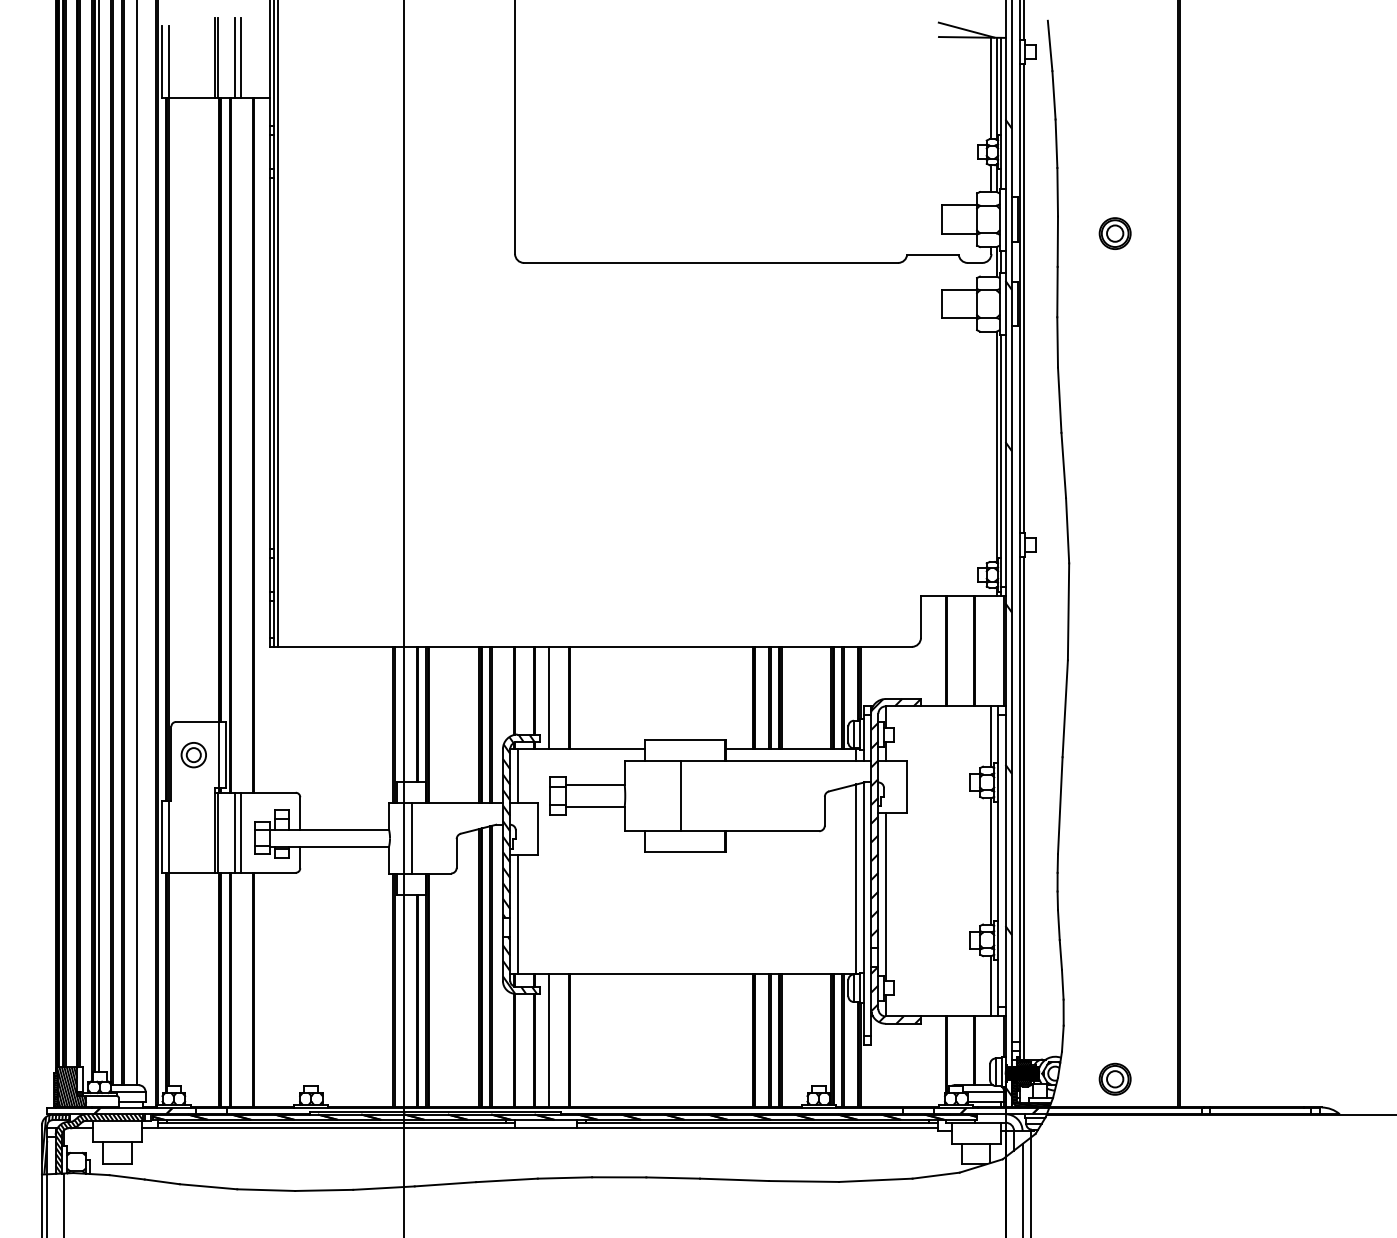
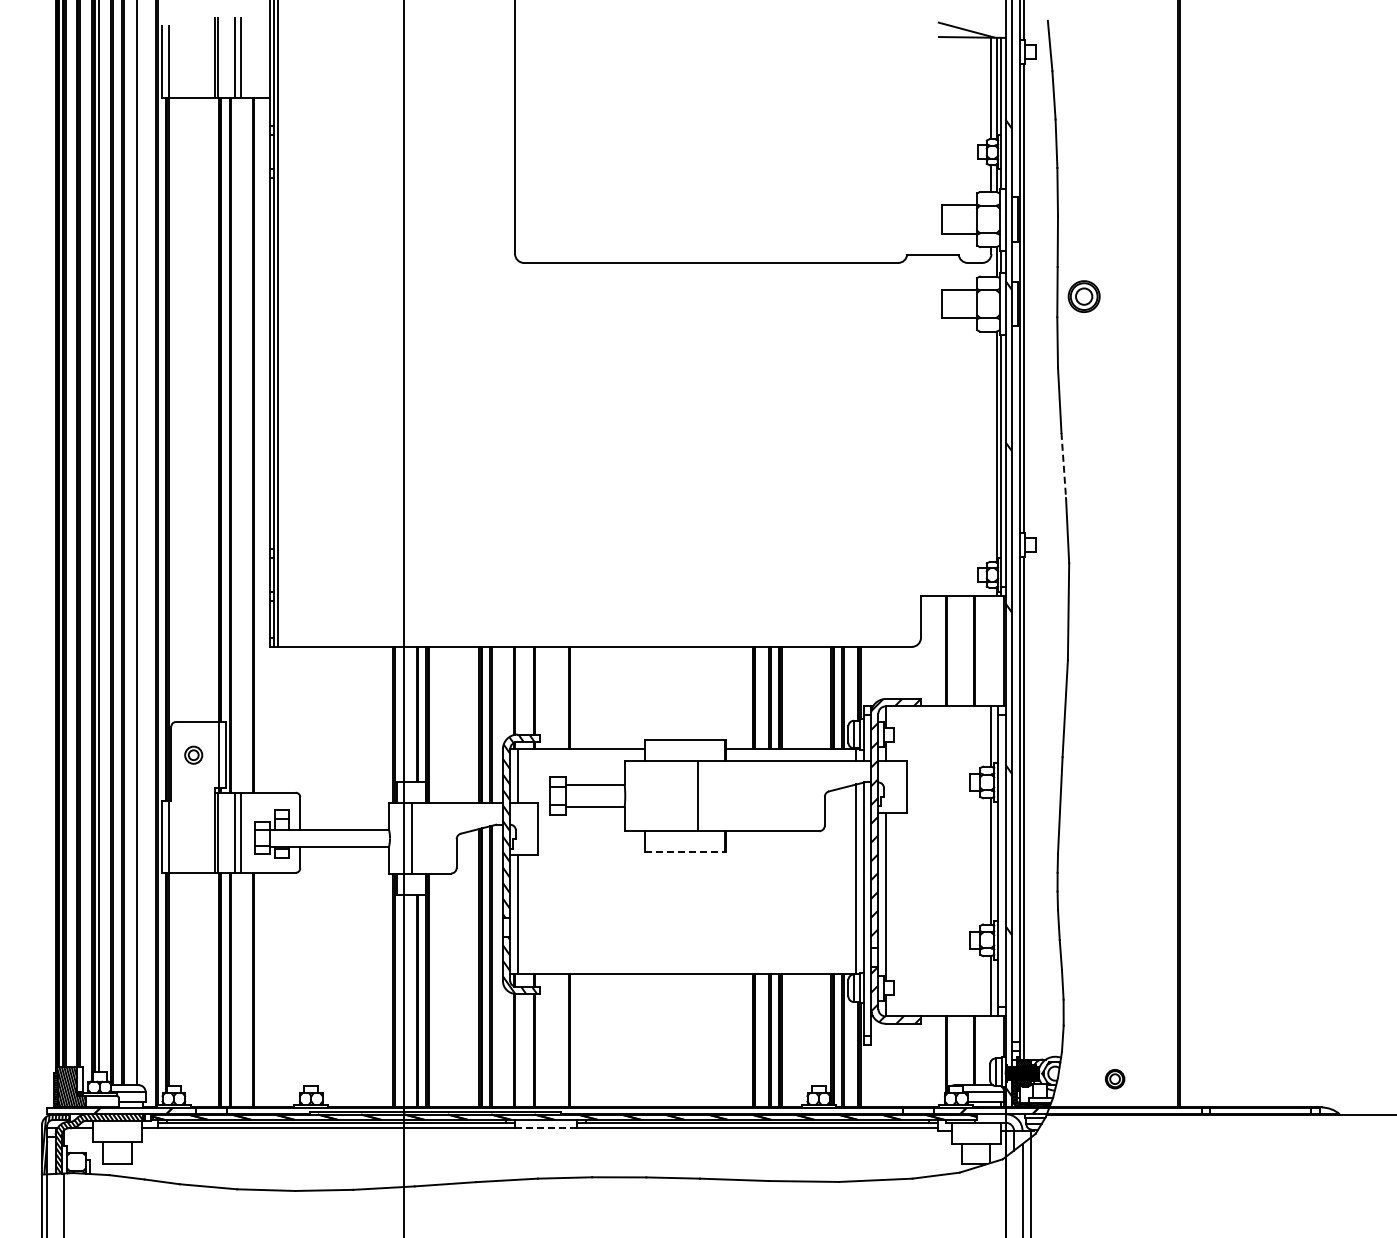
part position: (1114, 233) -> (1083, 296) (1083, 296)
line: solid -> dashed (1063, 465)
line: present -> none (548, 697)
part size: 27x27 px -> 20x20 px (193, 754)
line position: (681, 795) -> (698, 795) (698, 795)
line: solid -> dashed (685, 852)
line: present -> none (548, 1040)
part size: 34x34 px -> 22x21 px (1114, 1079)
line: solid -> dashed (545, 1128)
